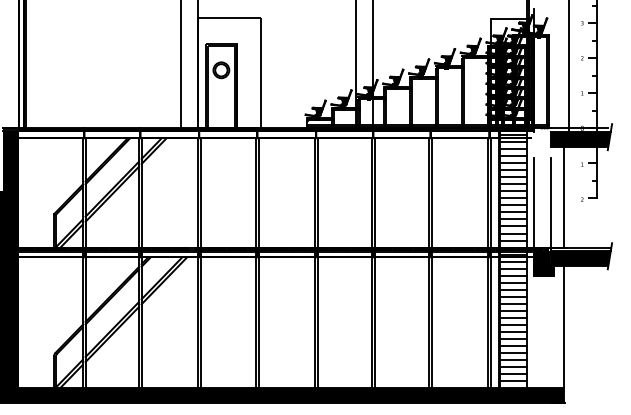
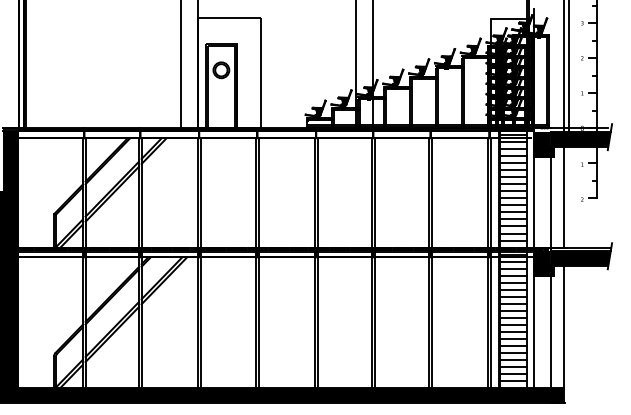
line: none -> present (564, 66)
fill: none -> present (543, 144)
line: none -> present (534, 332)
line: none -> present (550, 332)
